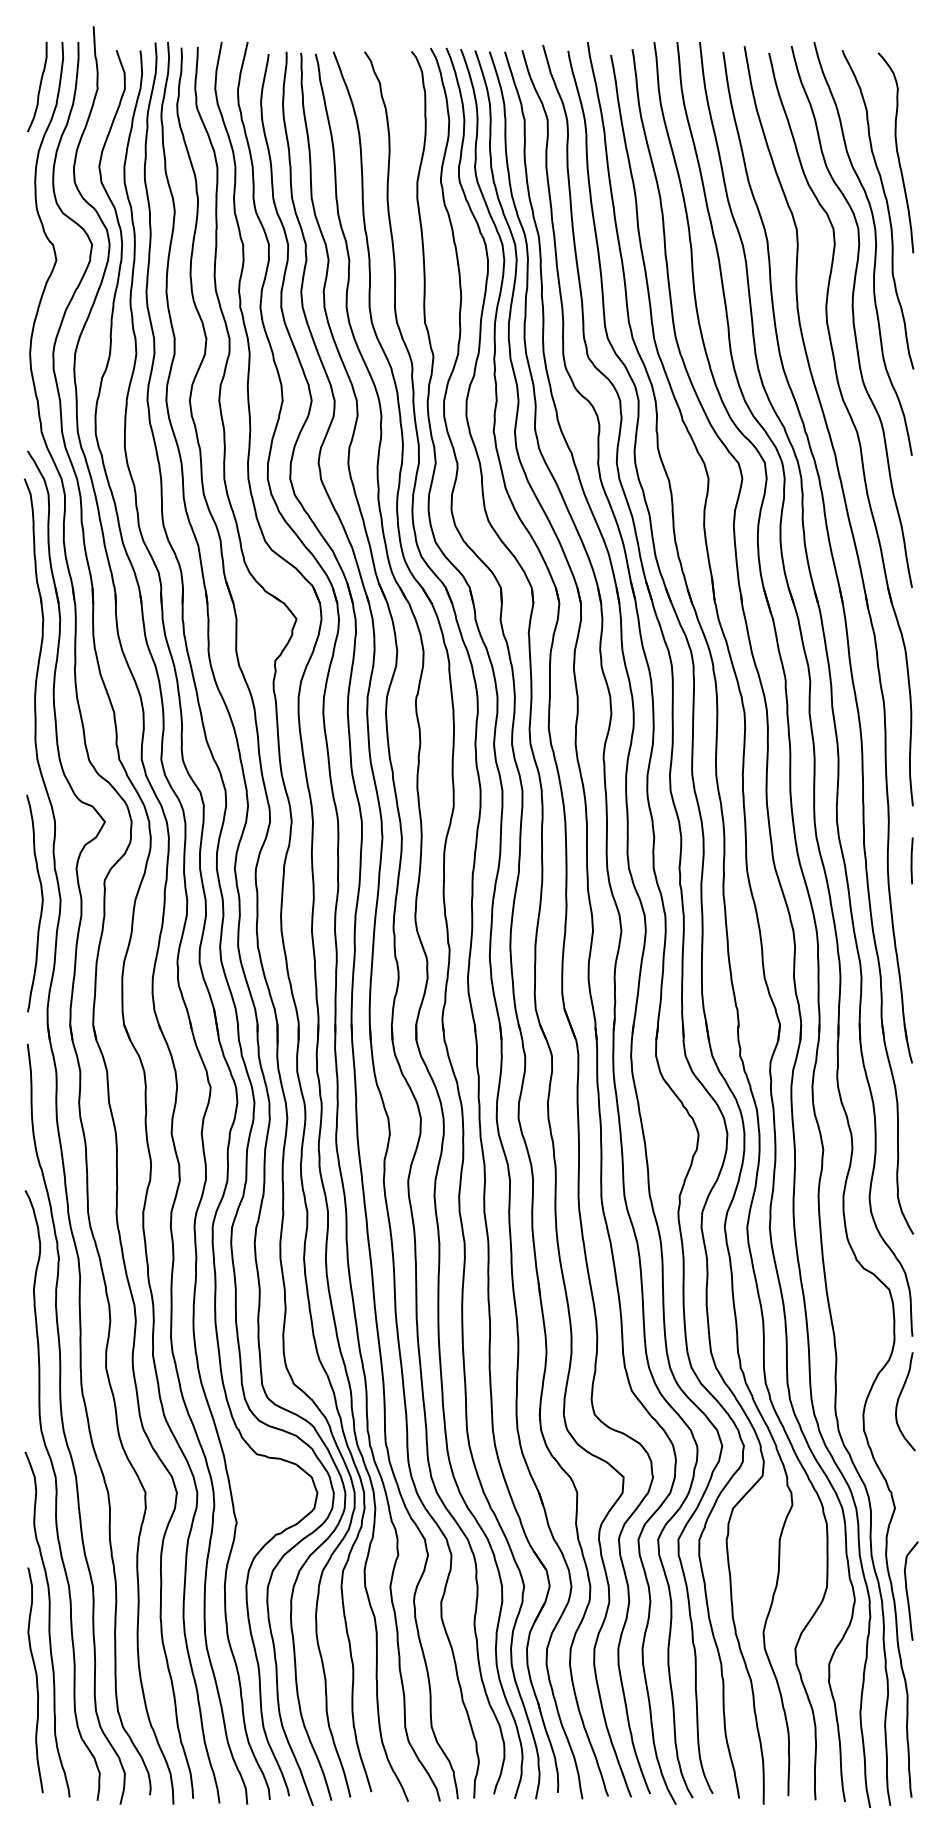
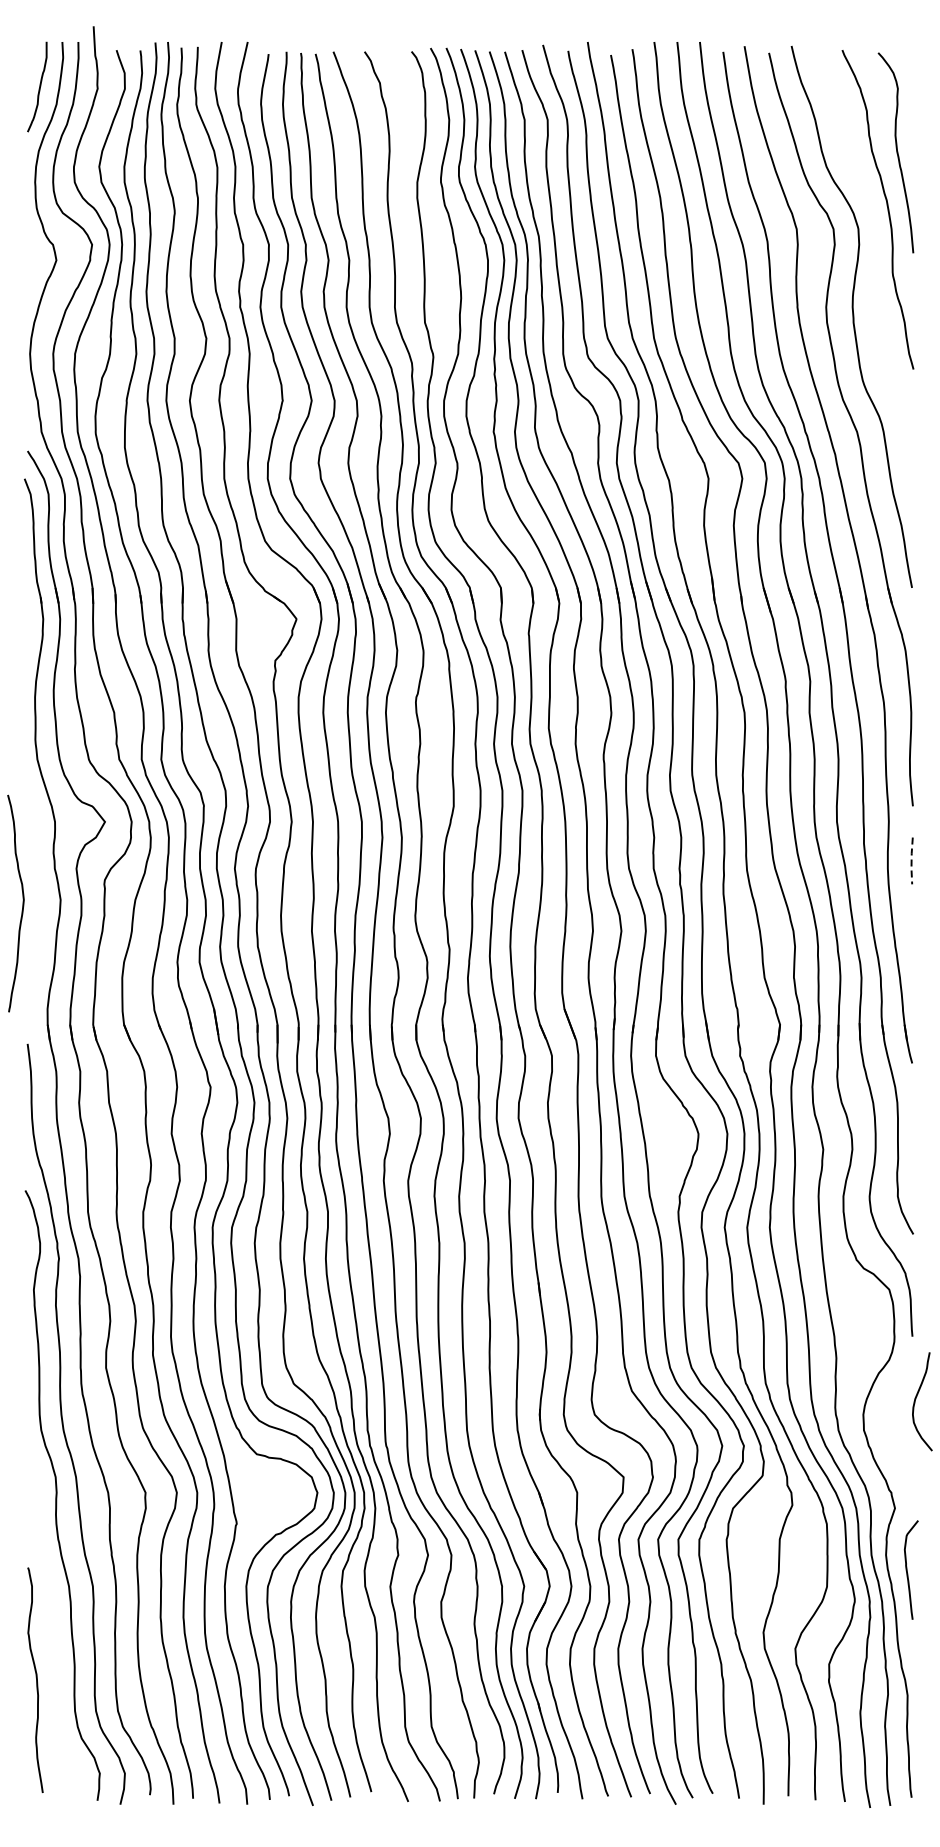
curve: present -> none (874, 251)
line: solid -> dashed (911, 860)
curve position: (41, 903) -> (22, 903) (22, 903)
curve position: (899, 1399) -> (916, 1399) (916, 1399)
curve position: (907, 1590) -> (907, 1569) (907, 1569)
curve: present -> none (48, 1624)
